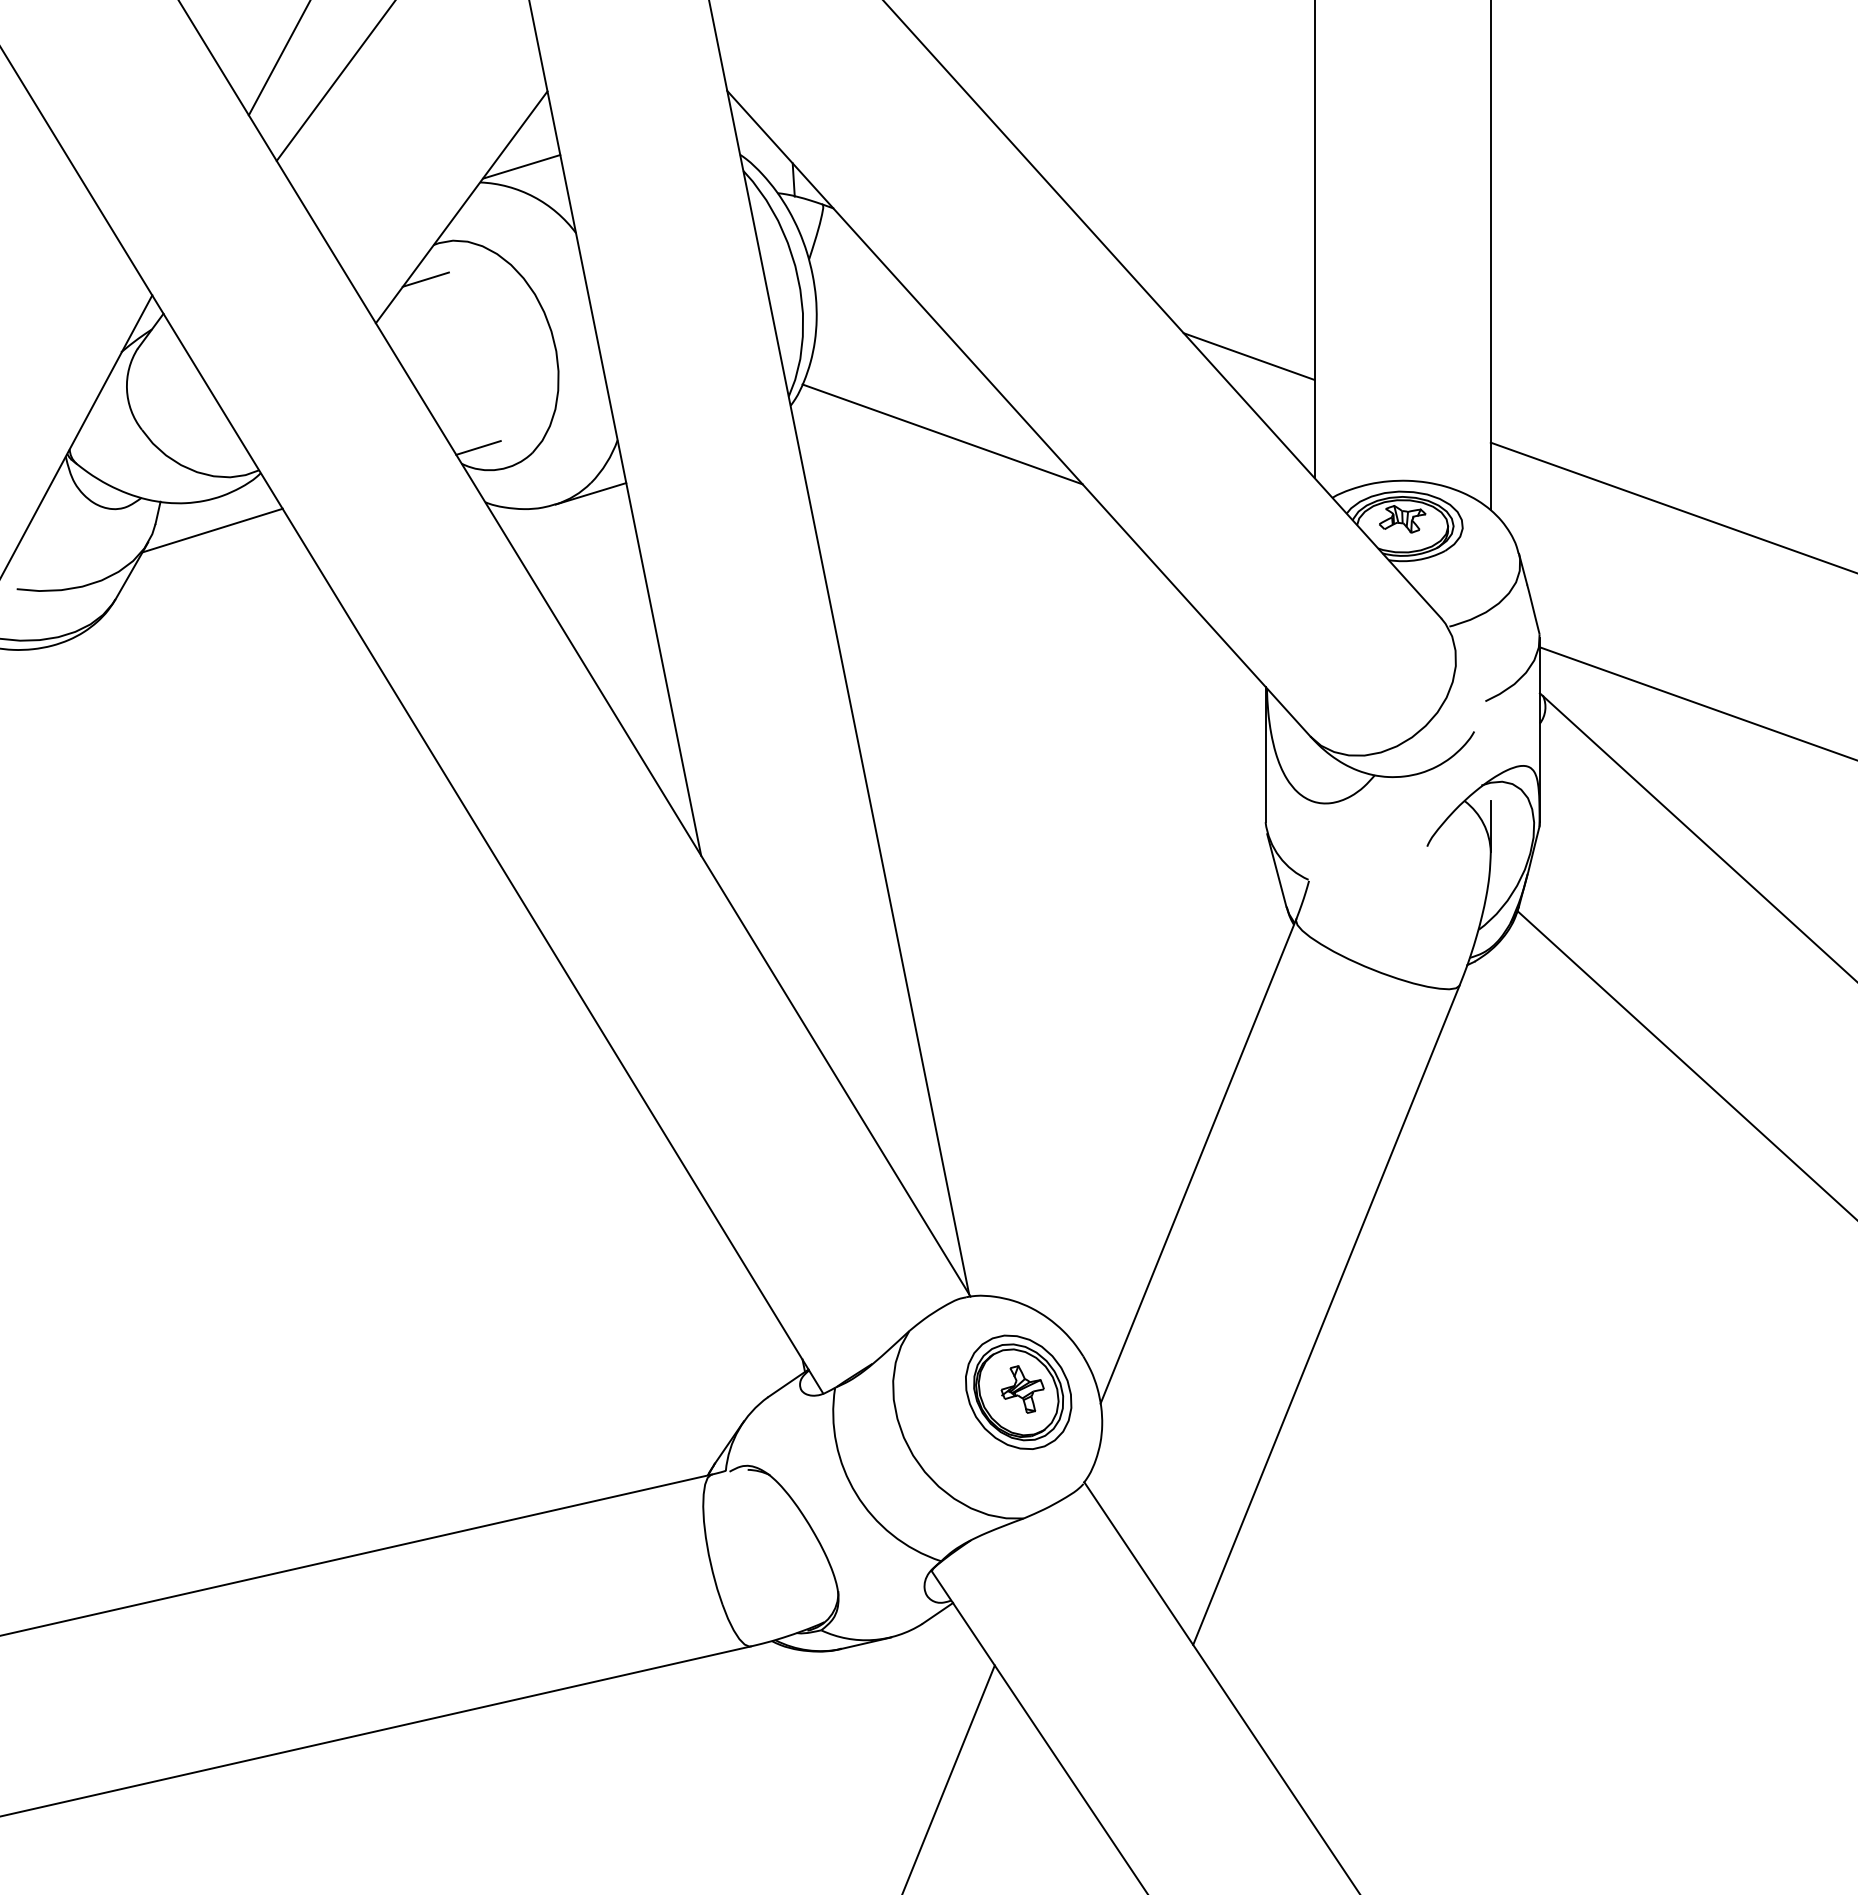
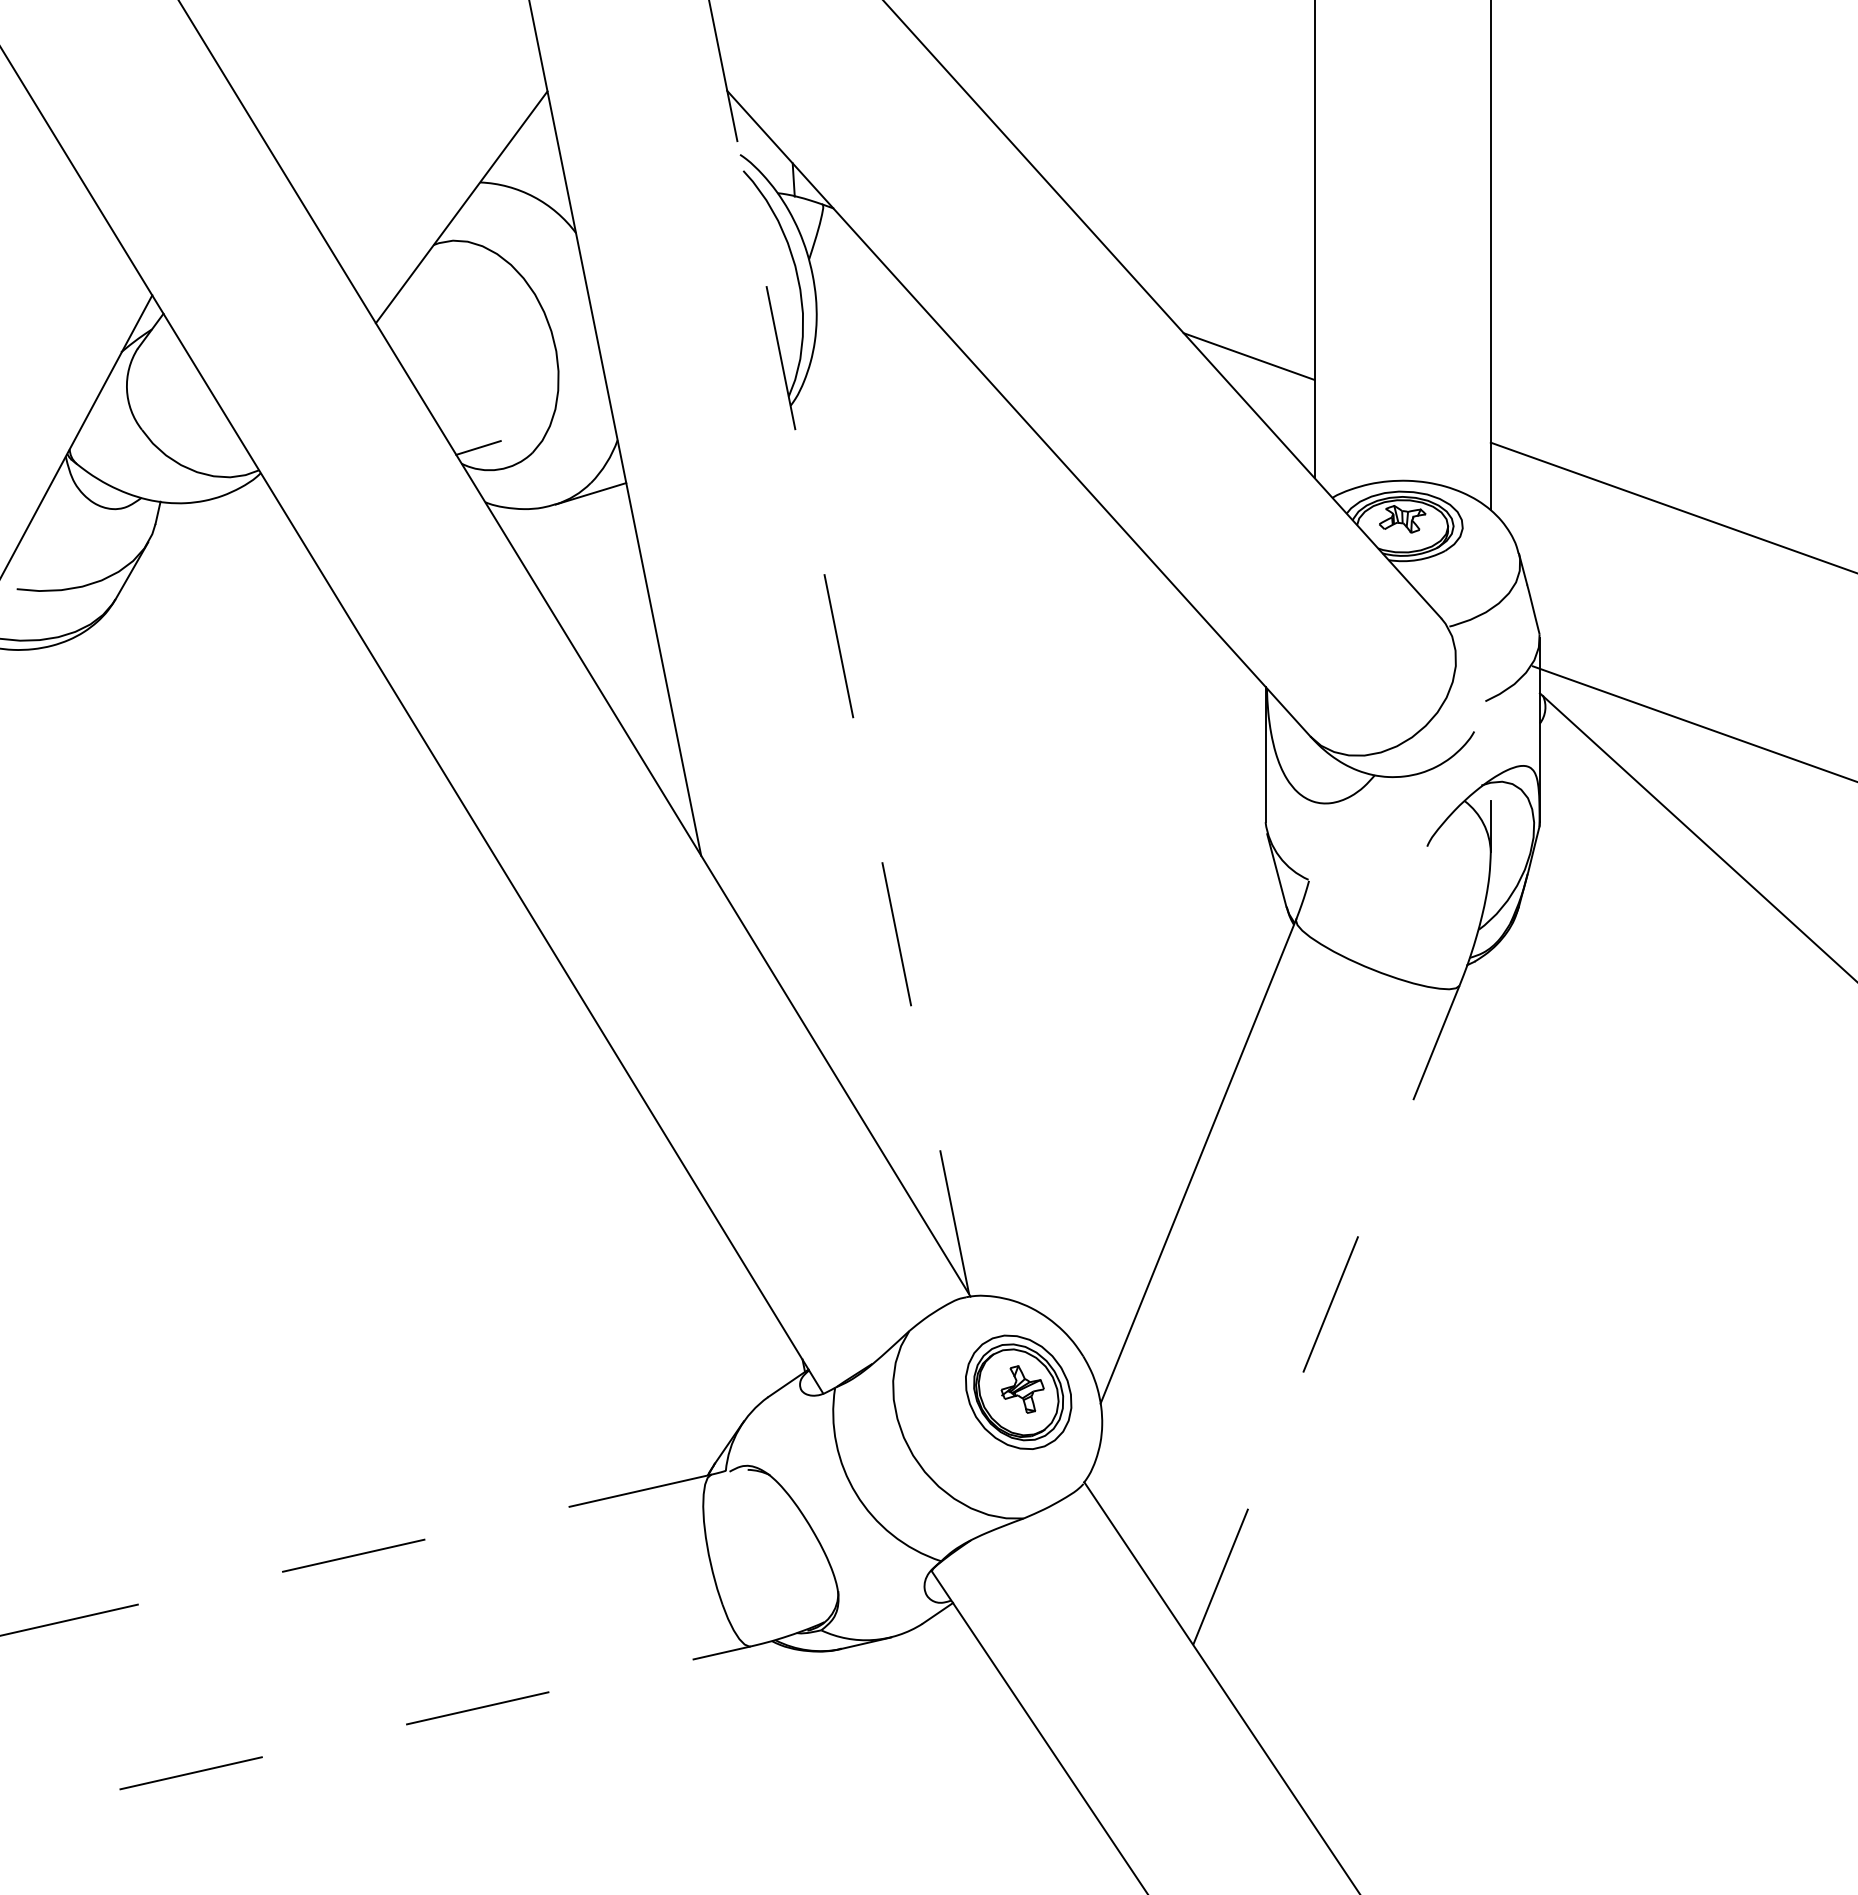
line: present -> none (278, 58)
line: present -> none (335, 81)
line: present -> none (521, 166)
line: present -> none (425, 279)
line: present -> none (942, 434)
line: present -> none (212, 530)
line: solid -> dashed (839, 647)
line position: (1696, 703) -> (1693, 723) (1693, 723)
line: present -> none (1685, 1064)
line: solid -> dashed (1326, 1315)
line: solid -> dashed (355, 1555)
line: solid -> dashed (375, 1731)
line: present -> none (948, 1778)
